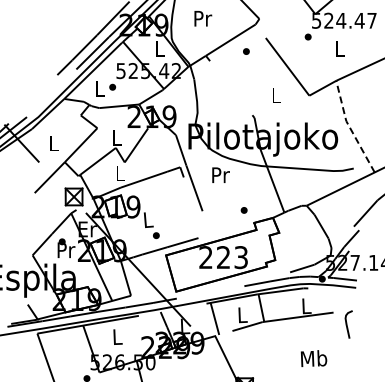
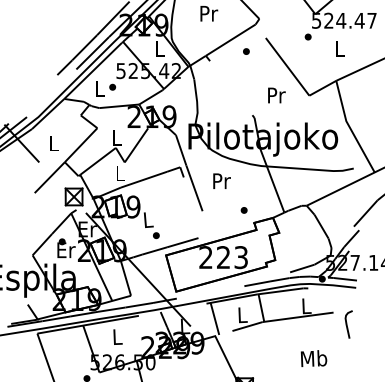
text position: (203, 18) -> (209, 13) (209, 13)
text: L -> Pr (276, 95)
line: dashed -> solid (350, 128)
text position: (220, 174) -> (221, 180) (221, 180)
text: Pr -> Er (66, 250)
